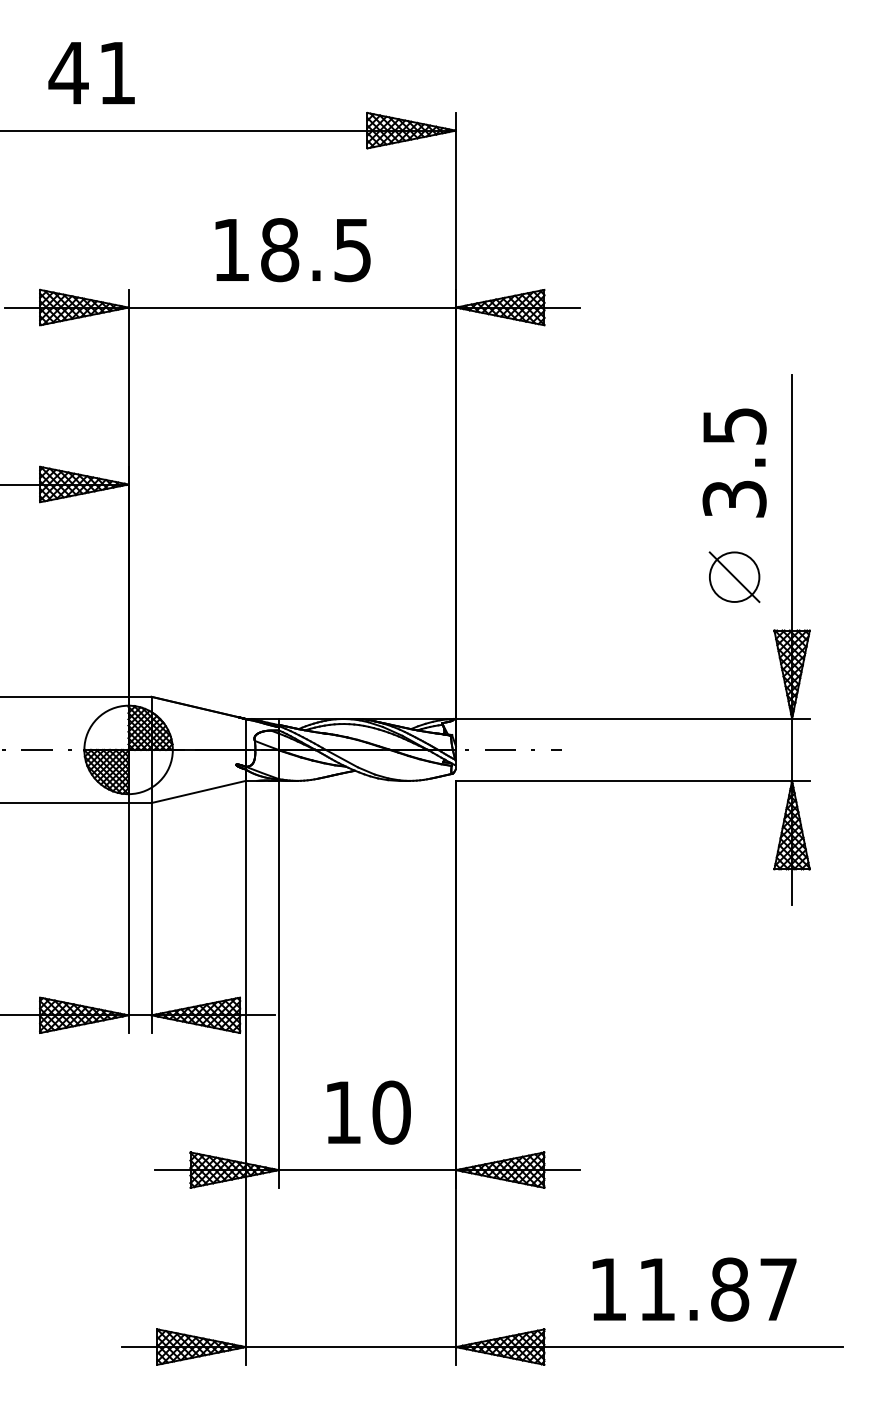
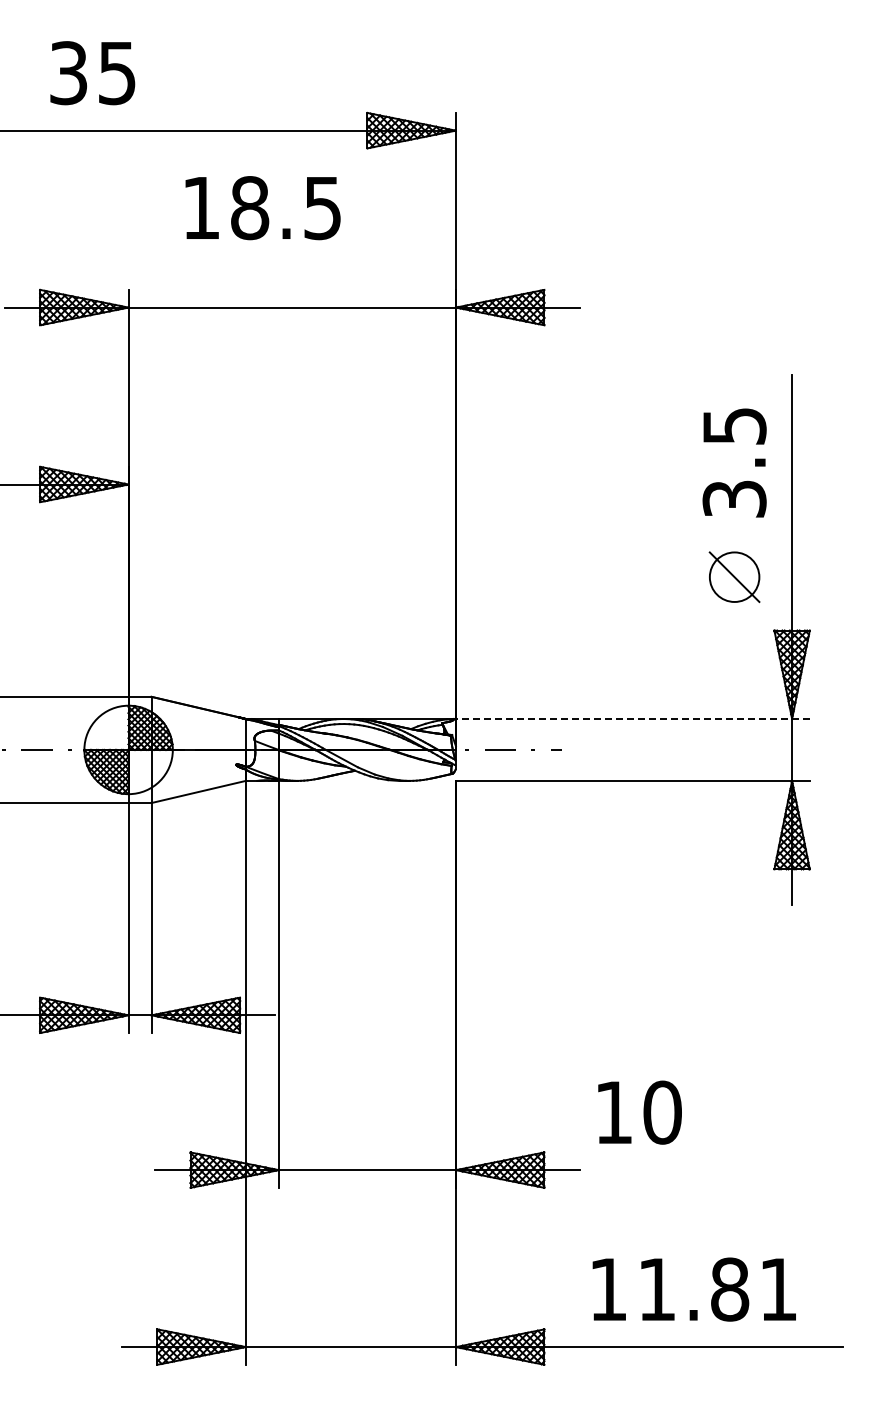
text: 41 -> 35 (91, 73)
text position: (292, 250) -> (262, 208) (262, 208)
line: solid -> dashed (632, 718)
text position: (368, 1112) -> (639, 1112) (639, 1112)
text: 11.87 -> 11.81 (778, 1289)
